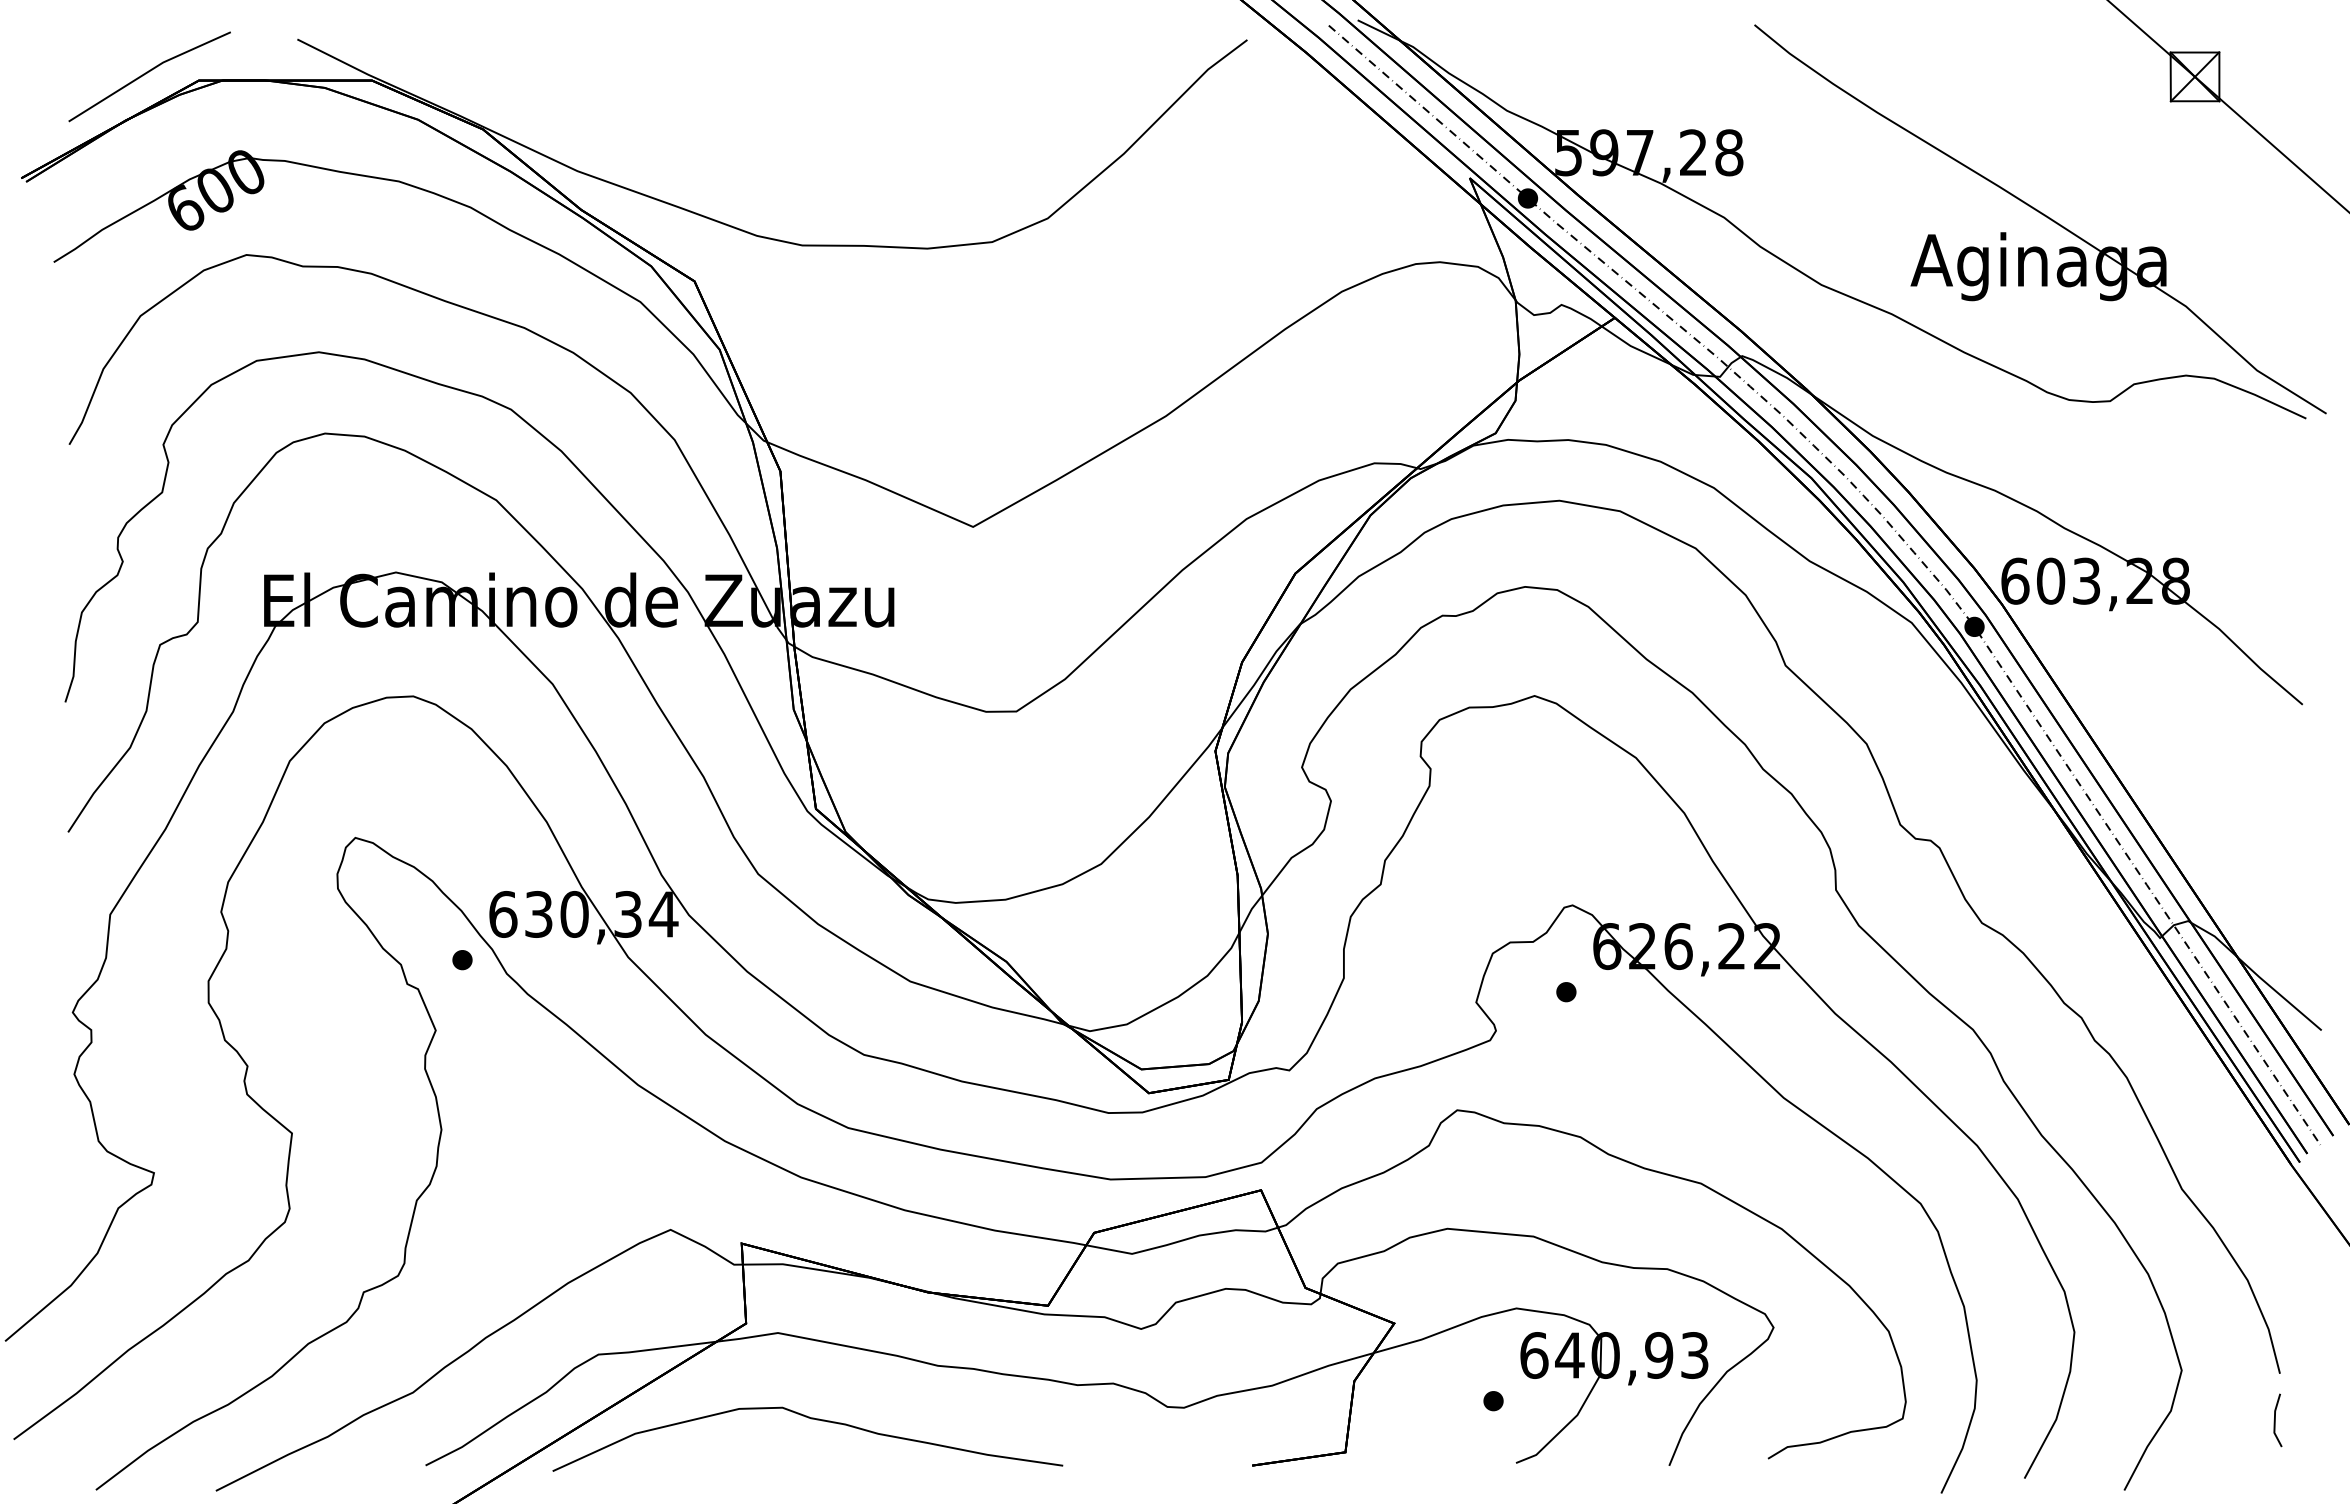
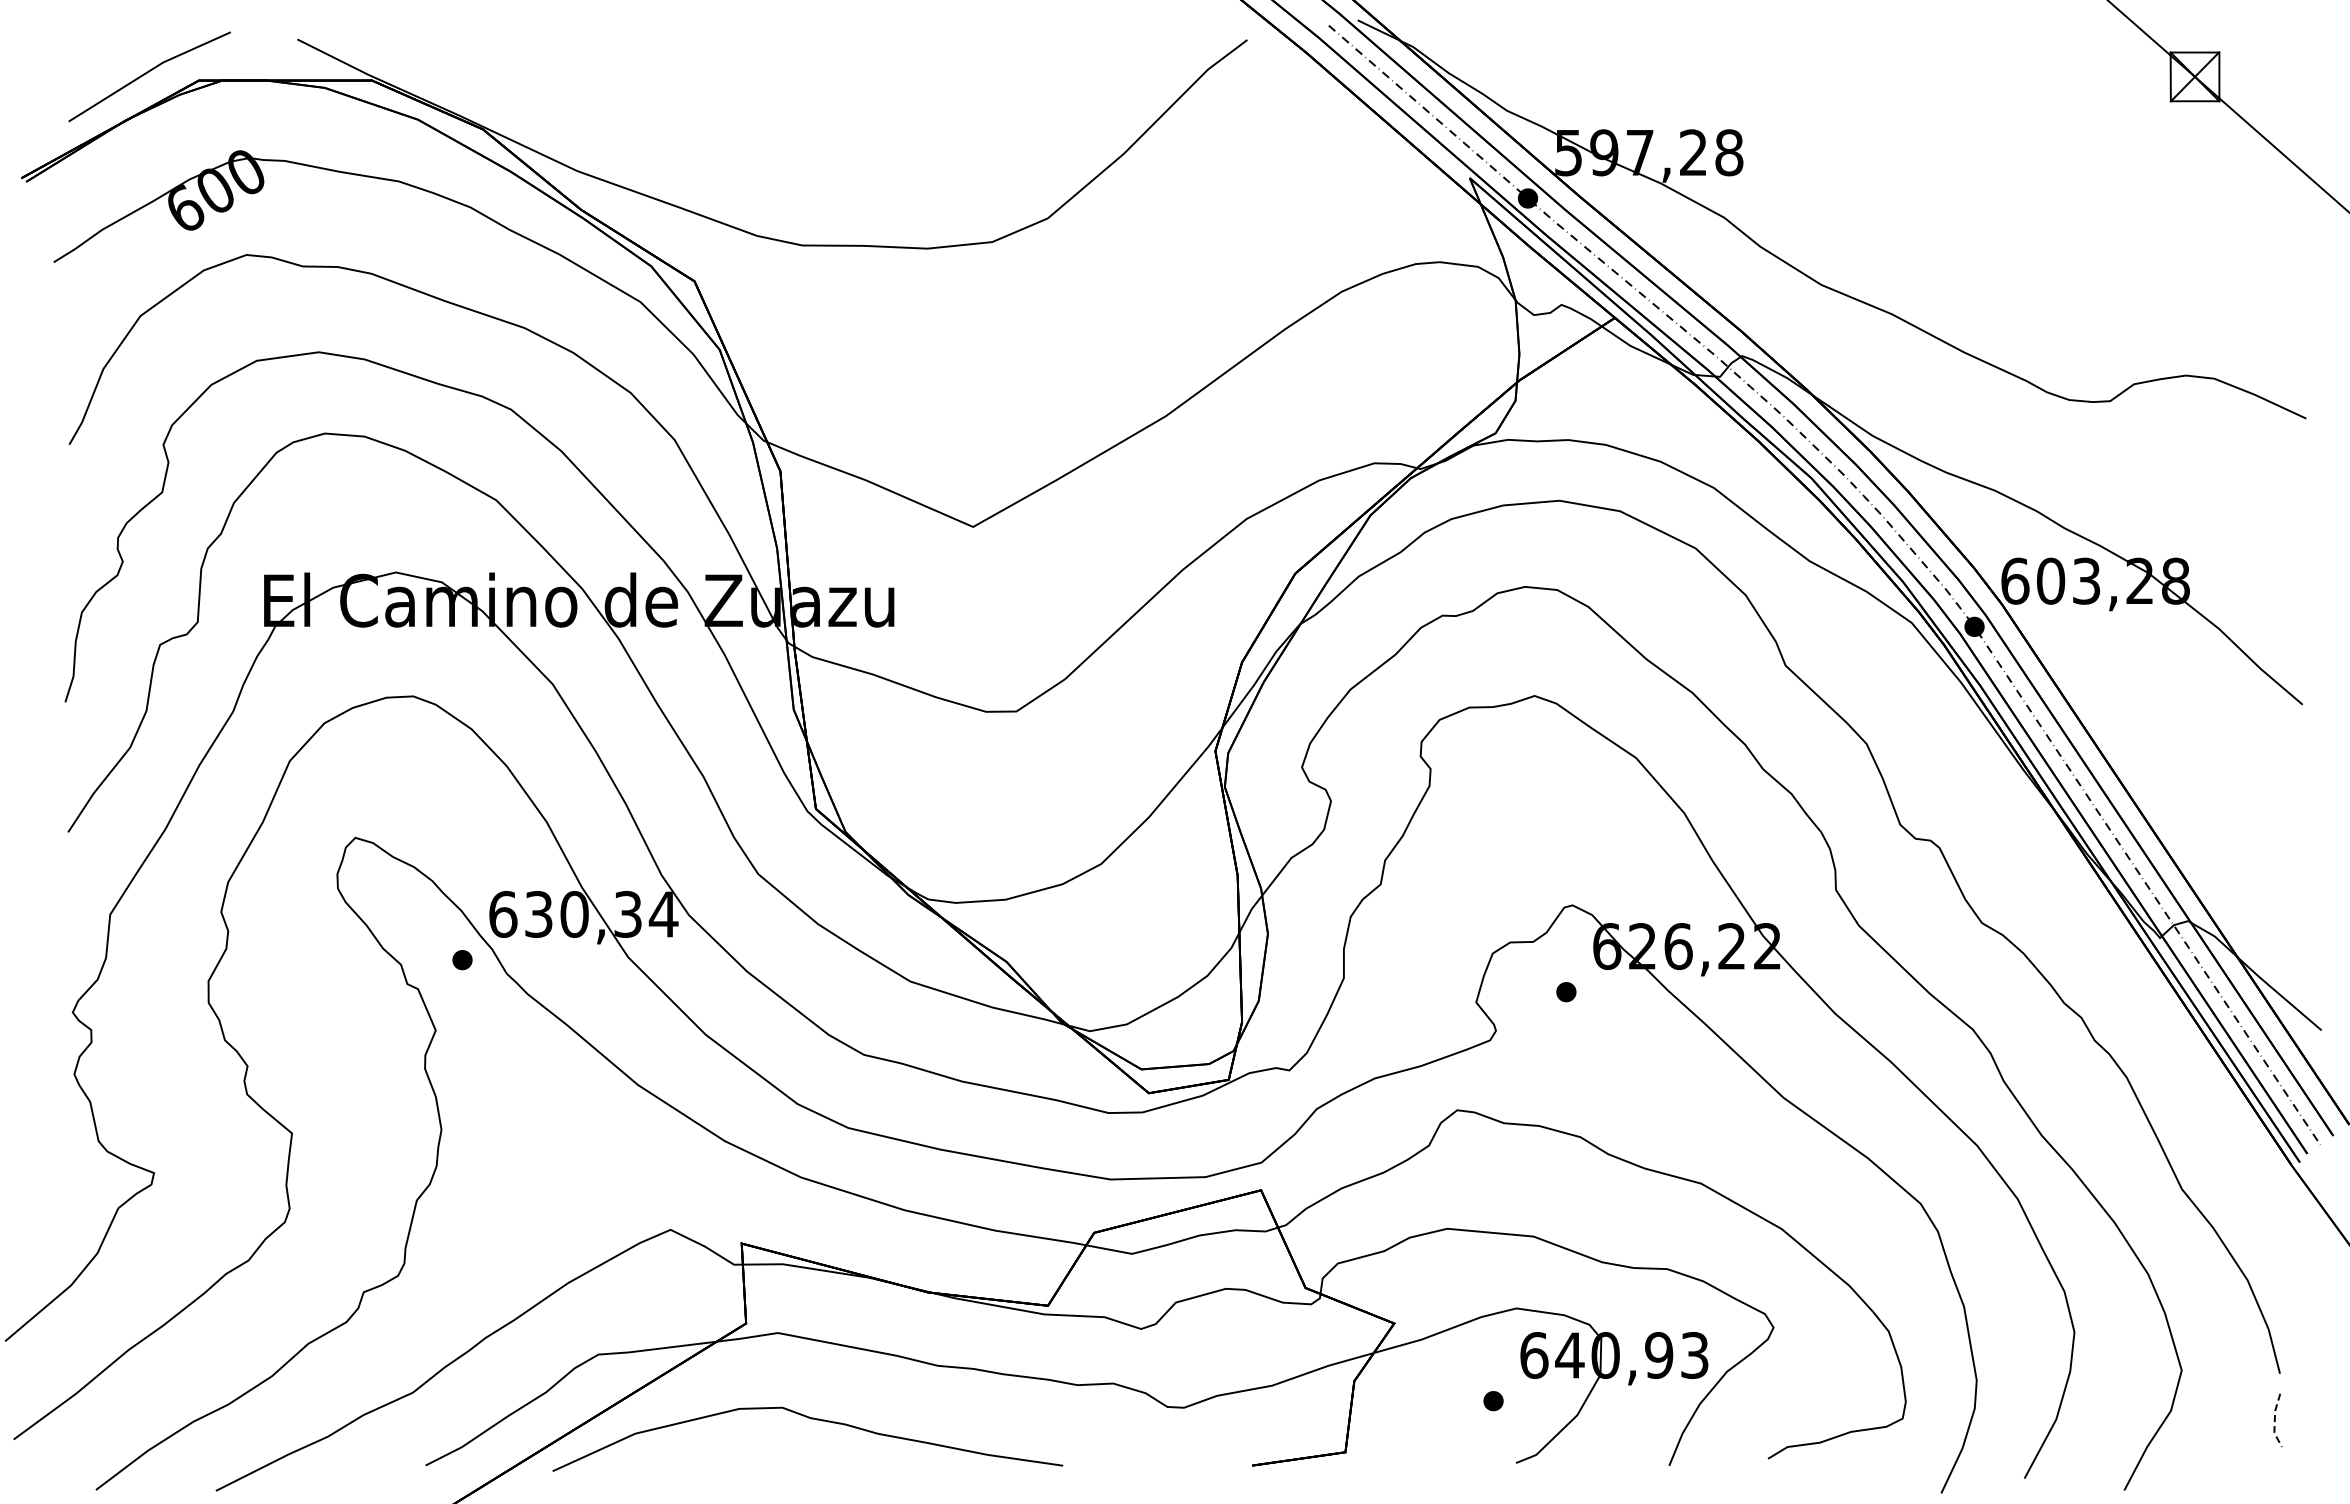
part: present -> none (2040, 219)
line: solid -> dashed (2274, 1421)
